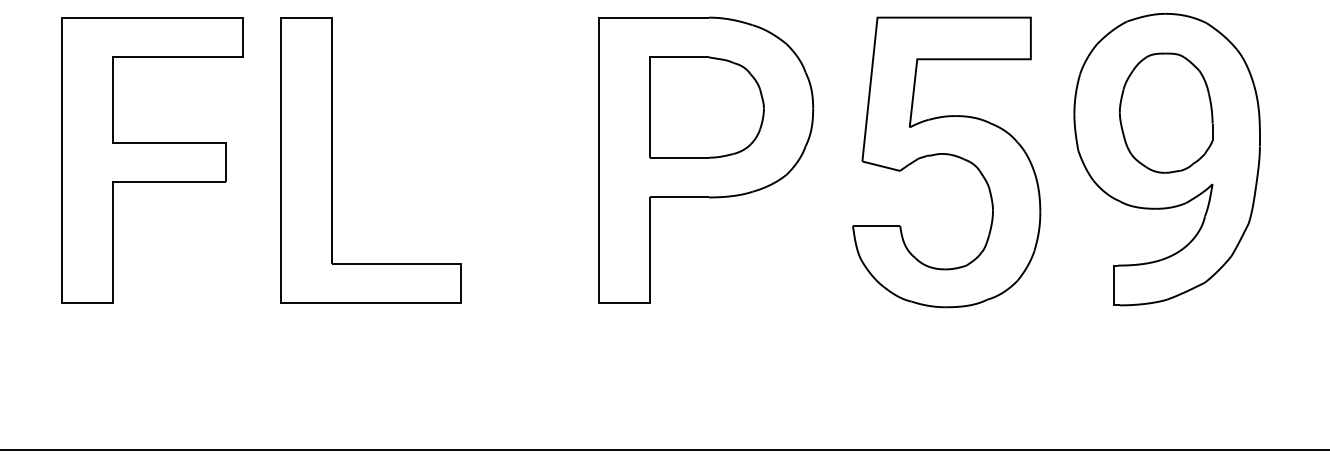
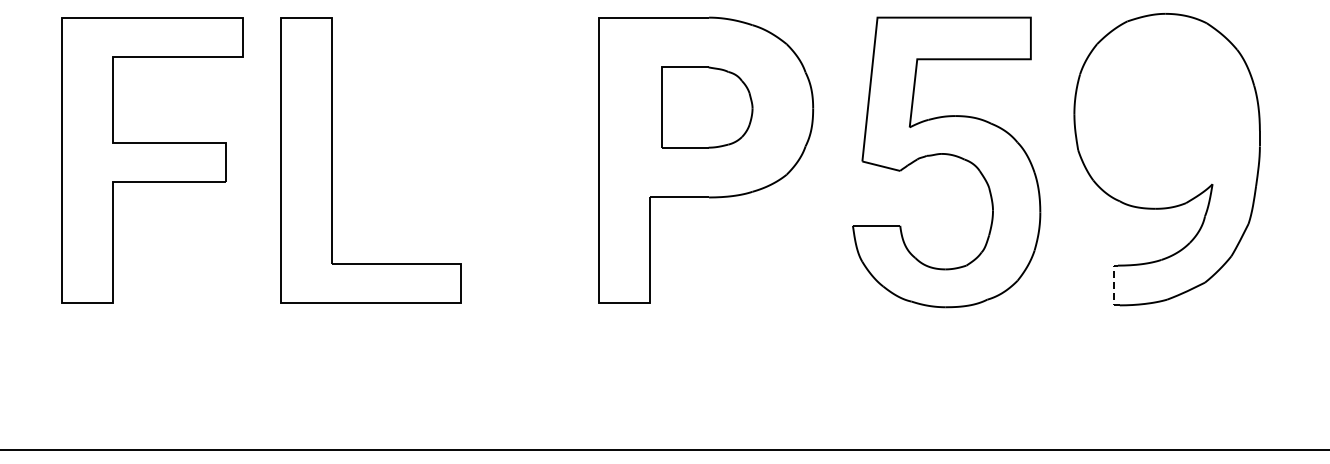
part size: 116x103 px -> 93x83 px (707, 107)
part: present -> none (1166, 112)
line: solid -> dashed (1114, 286)
